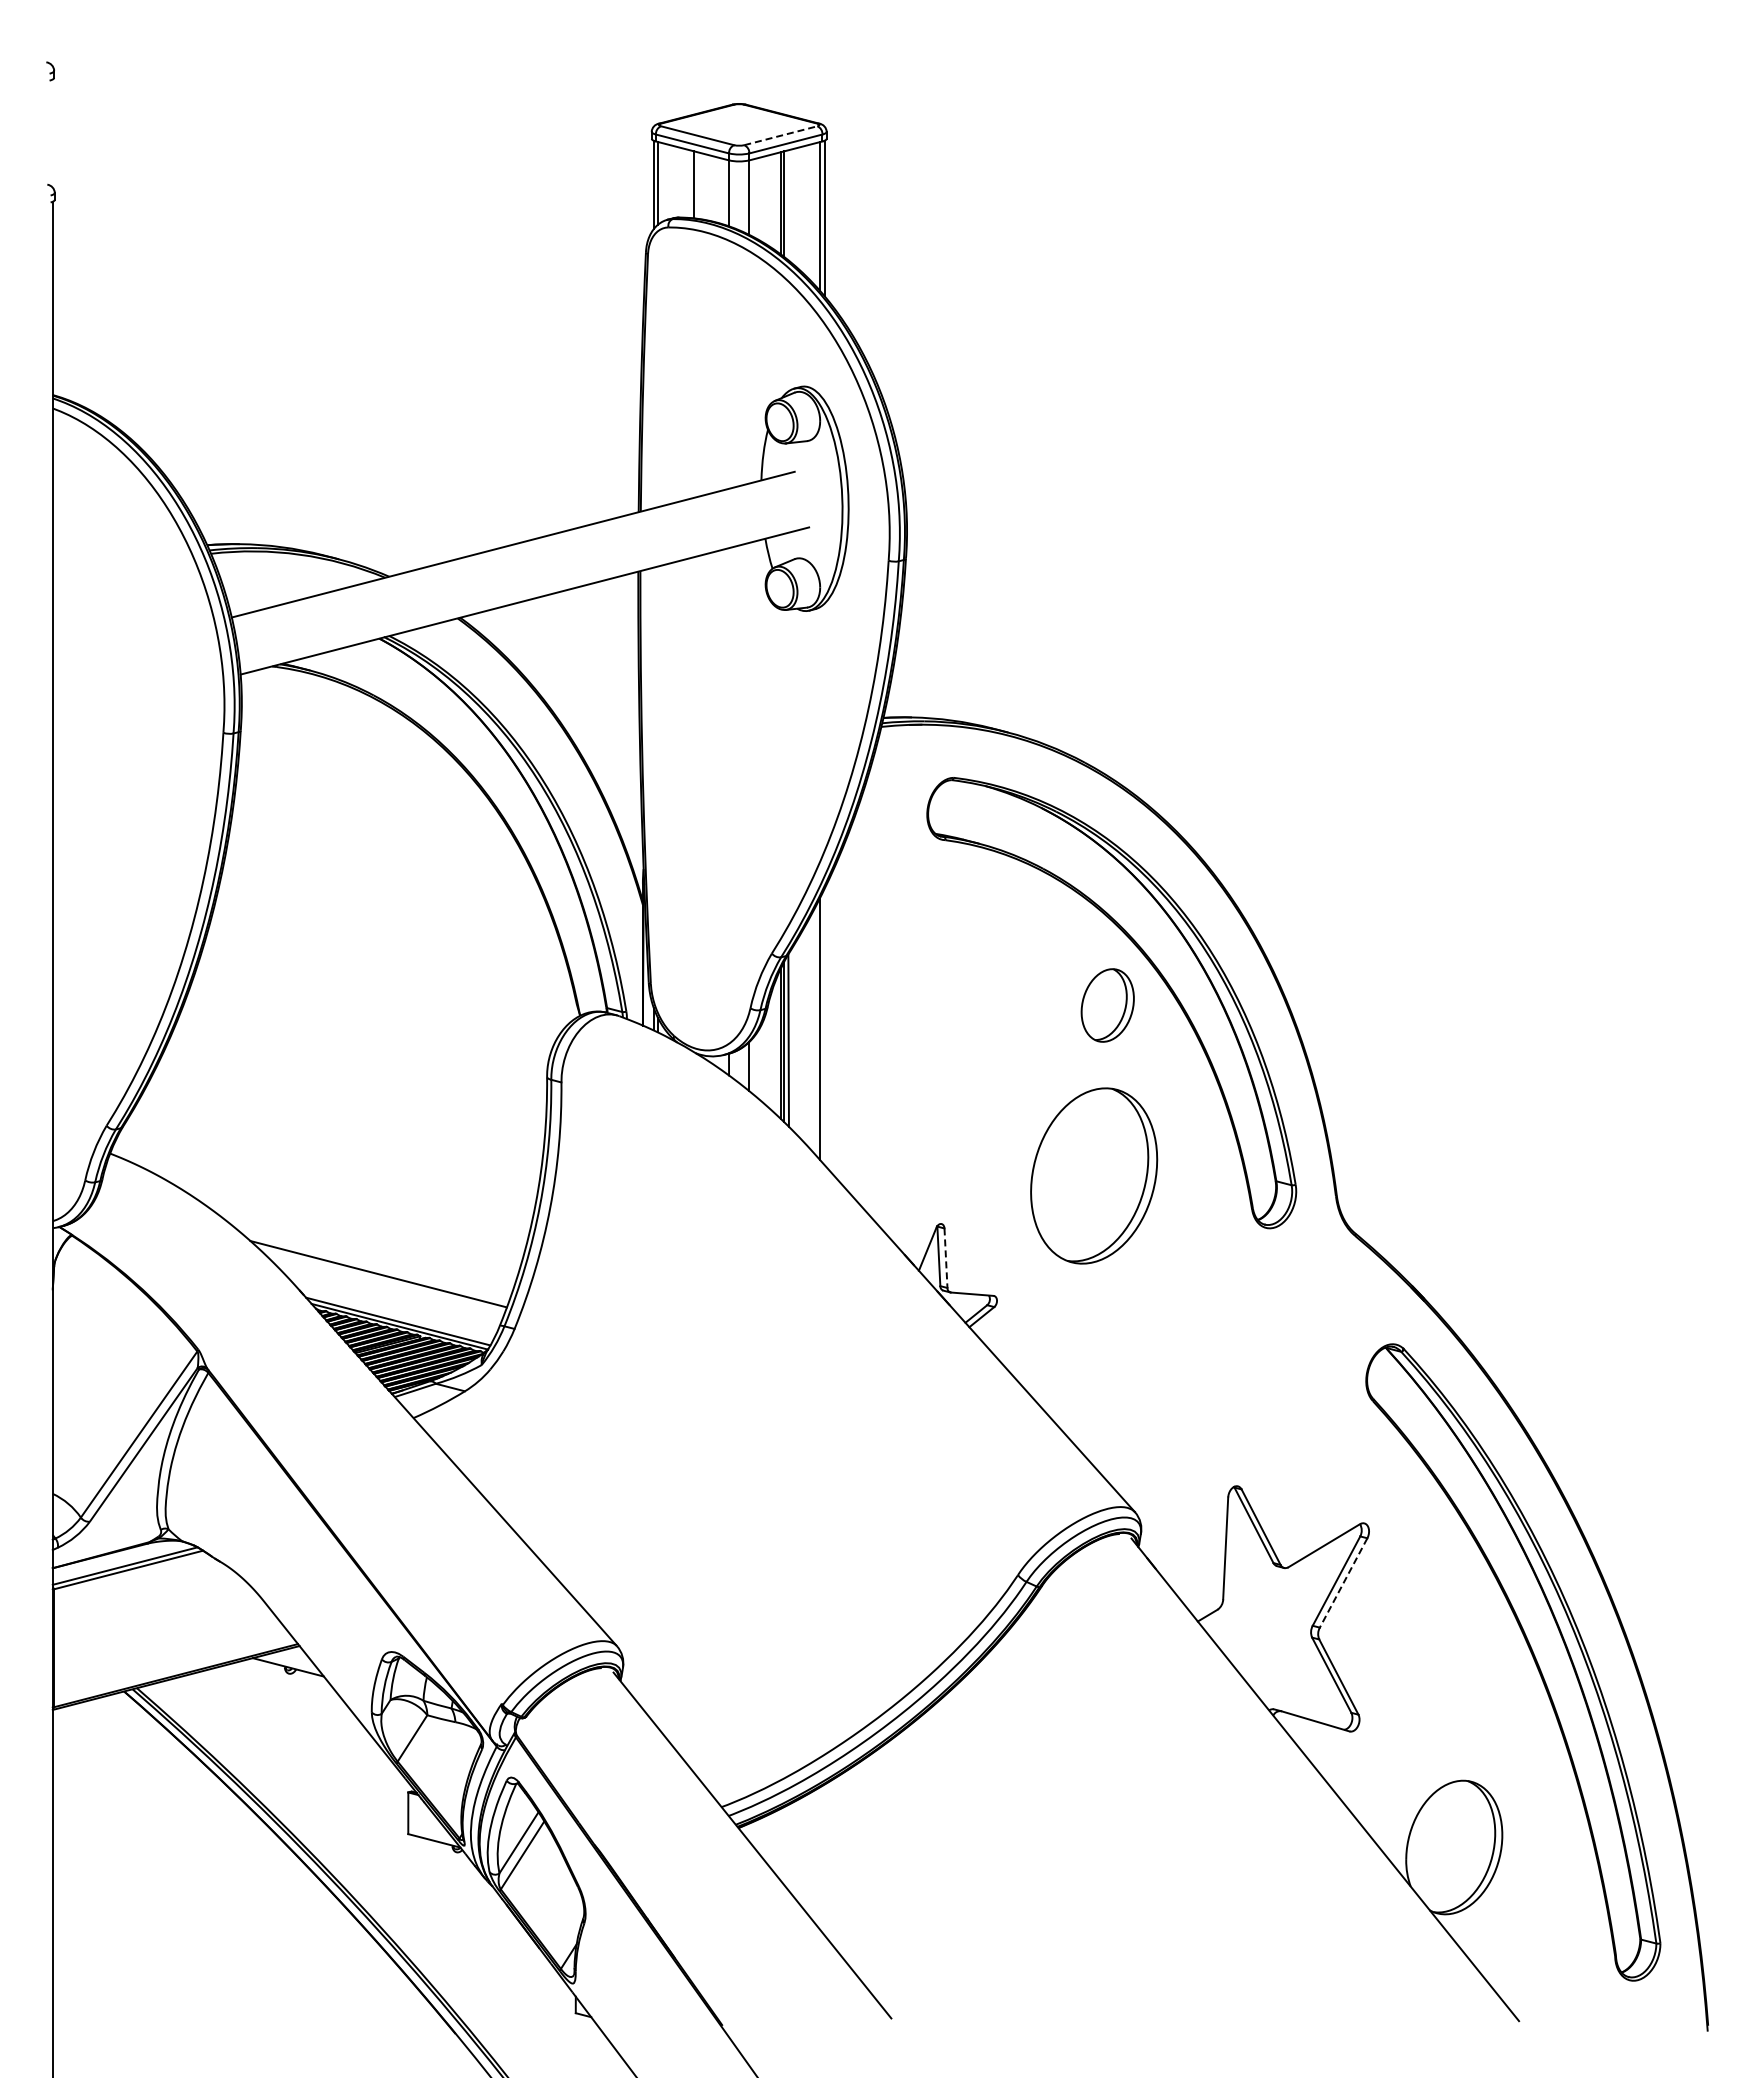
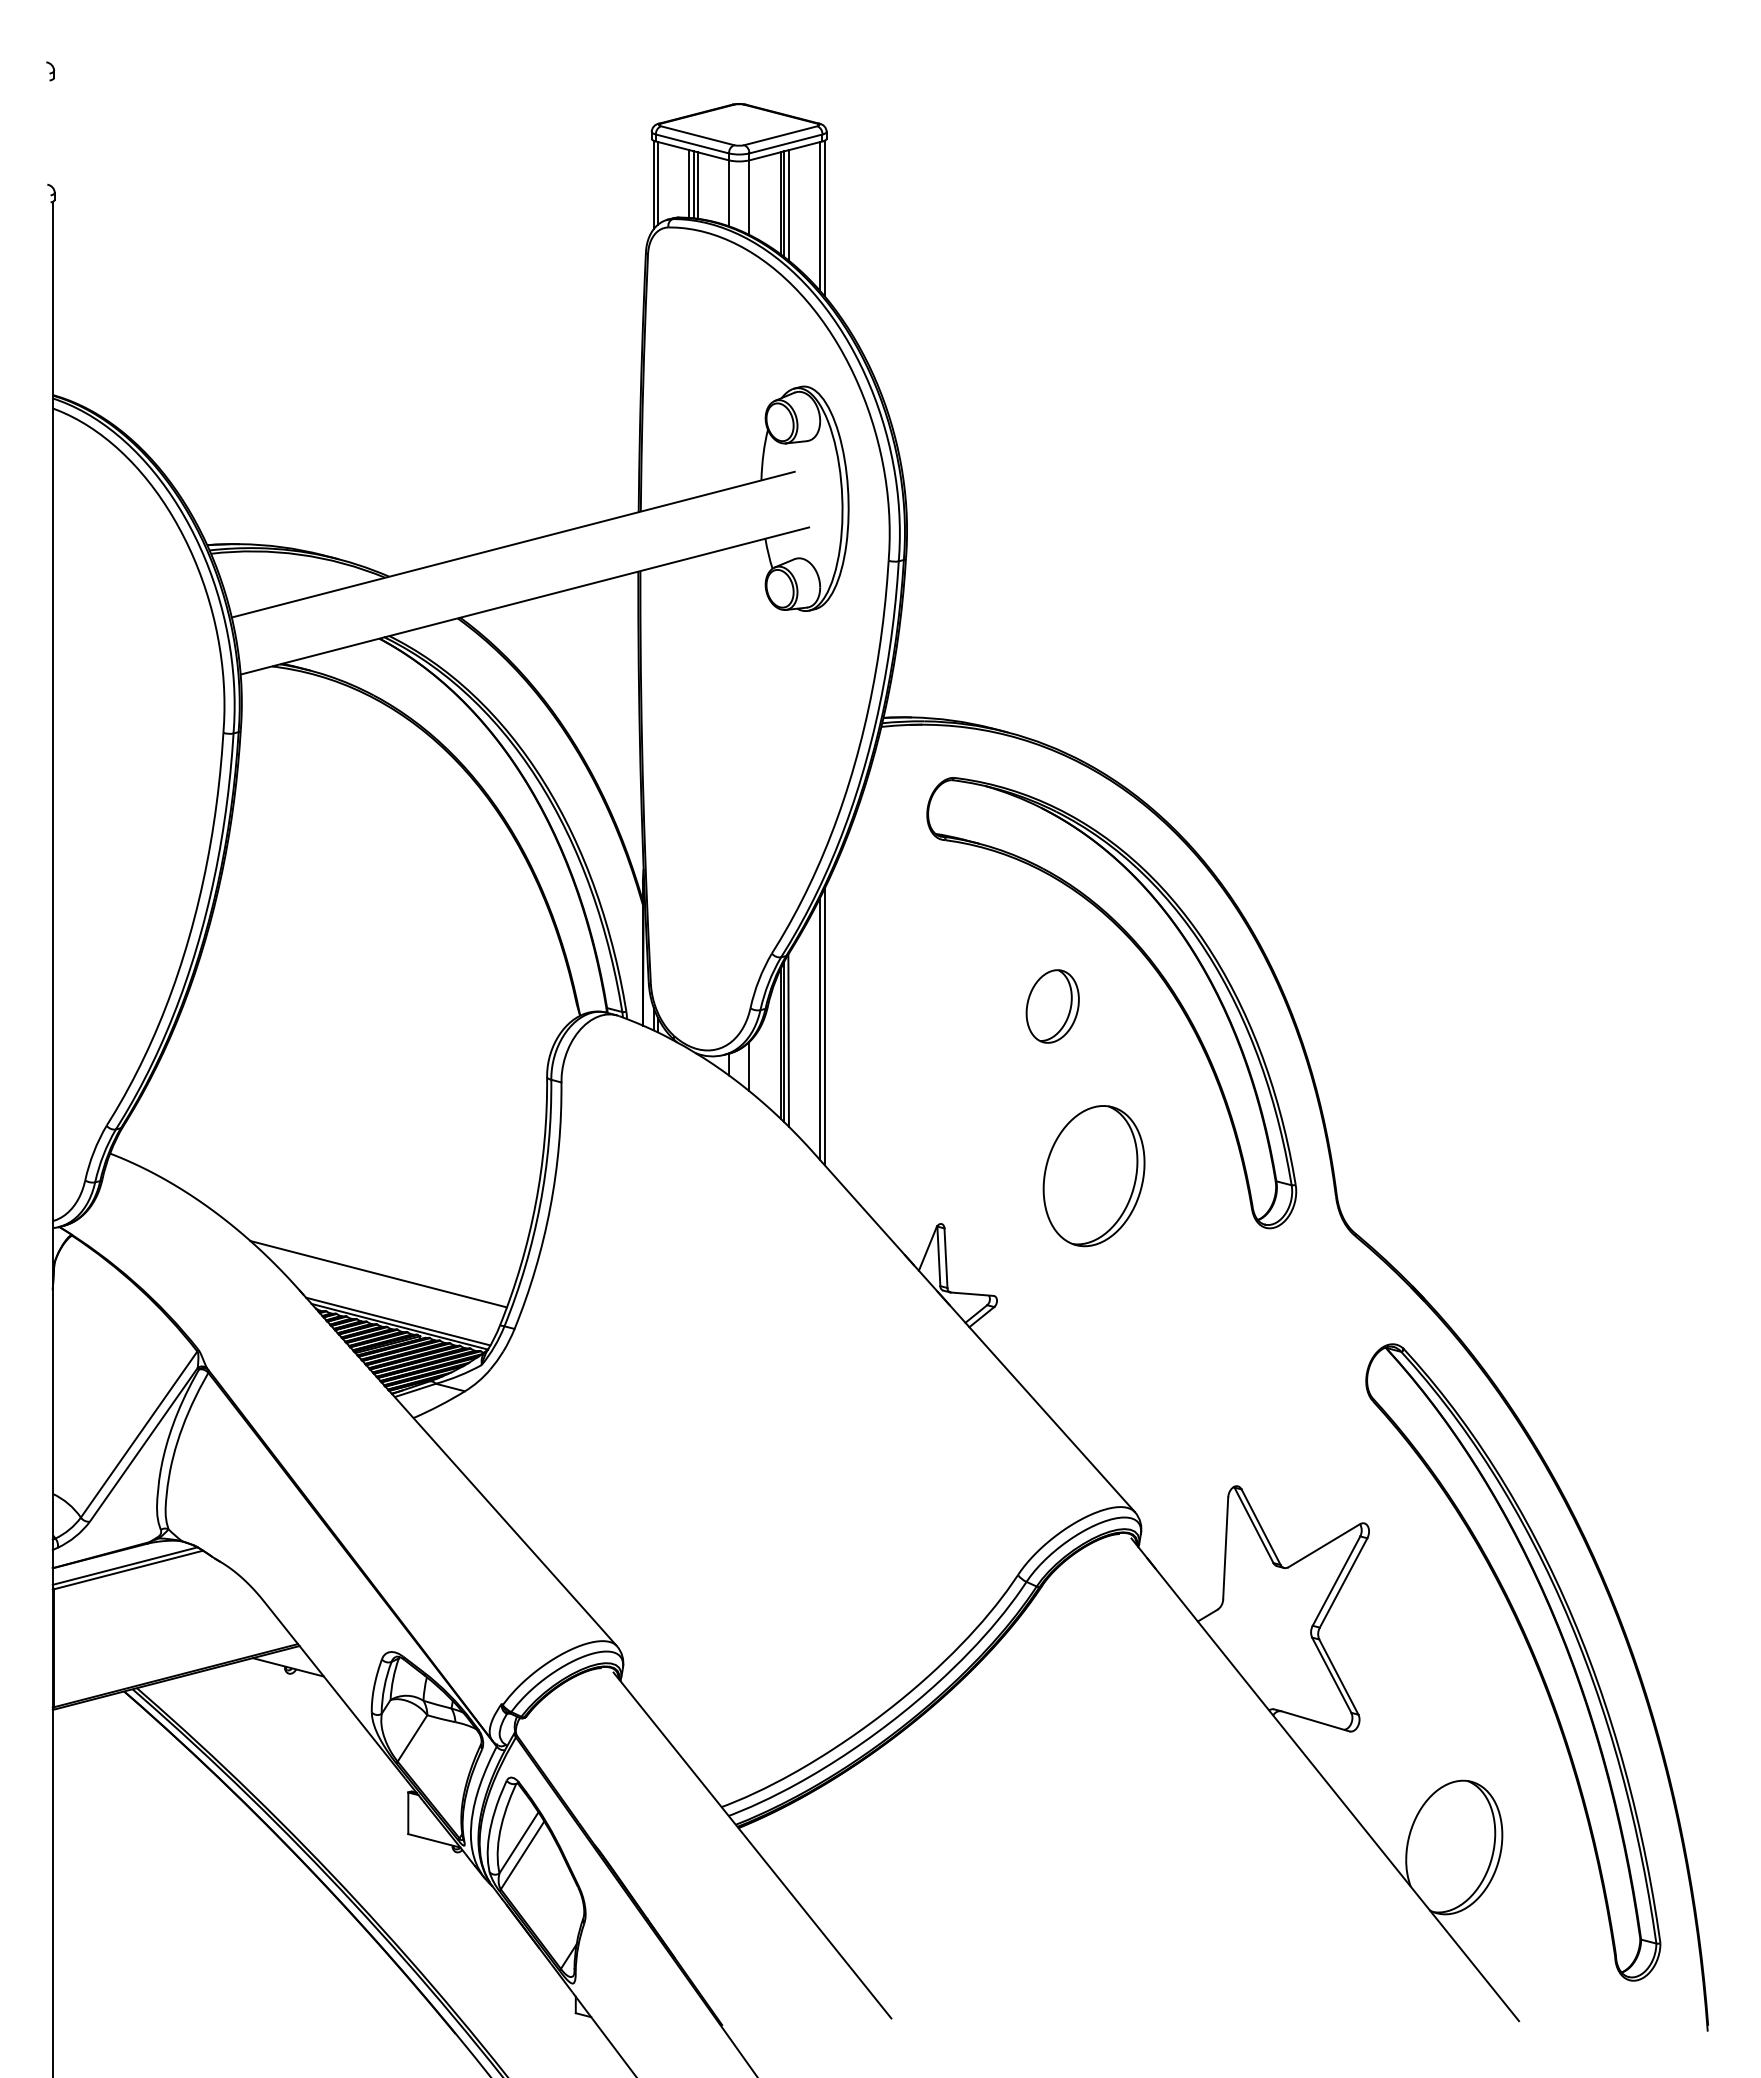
line: dashed -> solid (780, 135)
line: none -> present (689, 184)
line: none -> present (697, 185)
line: none -> present (788, 205)
part position: (1107, 1005) -> (1052, 1006) (1052, 1006)
line: none -> present (824, 1026)
part size: 129x178 px -> 104x143 px (1093, 1176)
line: dashed -> solid (945, 1258)
line: dashed -> solid (1343, 1582)
